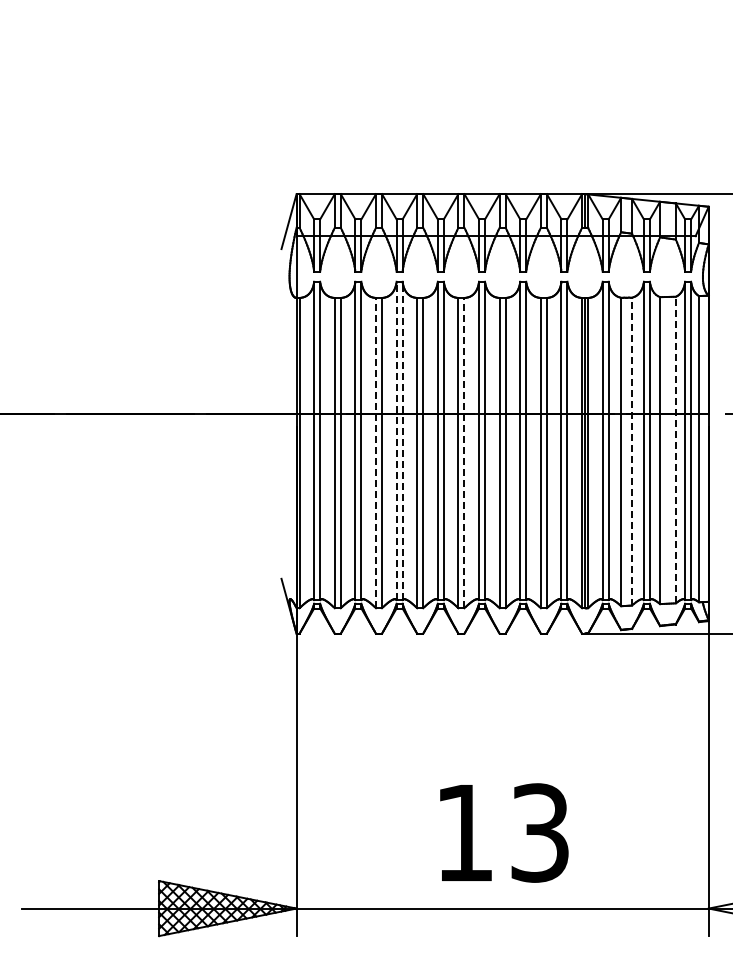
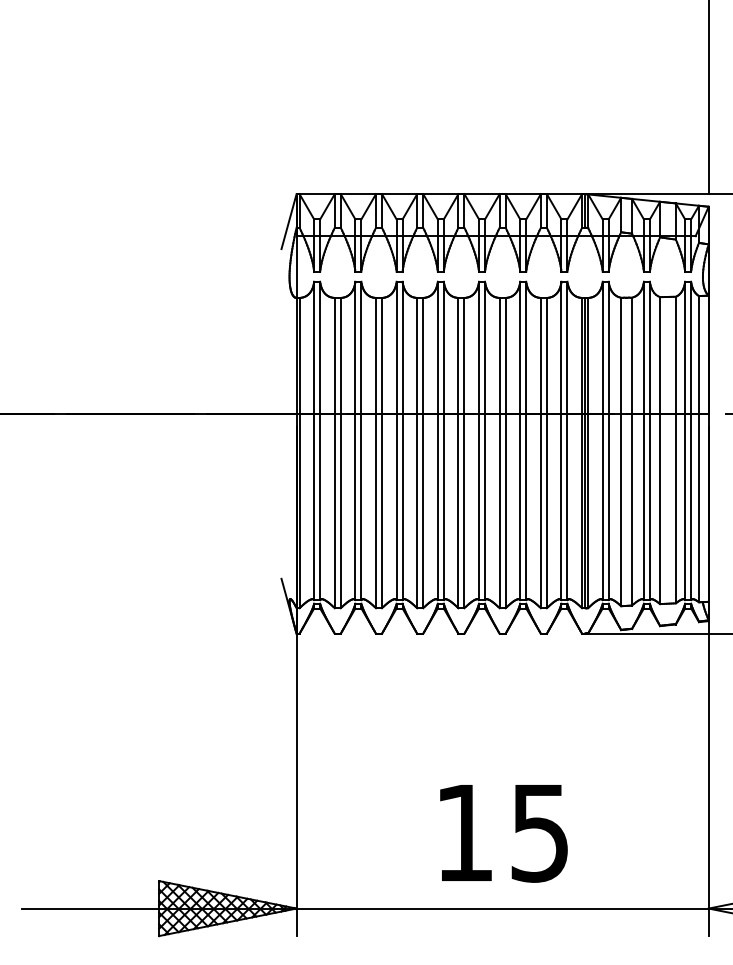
line: none -> present (708, 98)
line: dashed -> solid (396, 440)
line: dashed -> solid (402, 440)
line: dashed -> solid (675, 449)
line: dashed -> solid (632, 451)
line: dashed -> solid (376, 452)
line: dashed -> solid (464, 452)
text: 13 -> 15 (539, 832)
